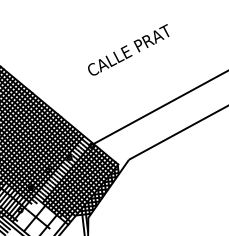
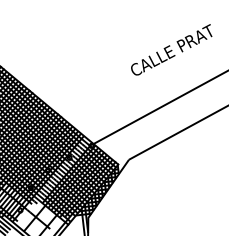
text position: (128, 49) -> (171, 49) (171, 49)
